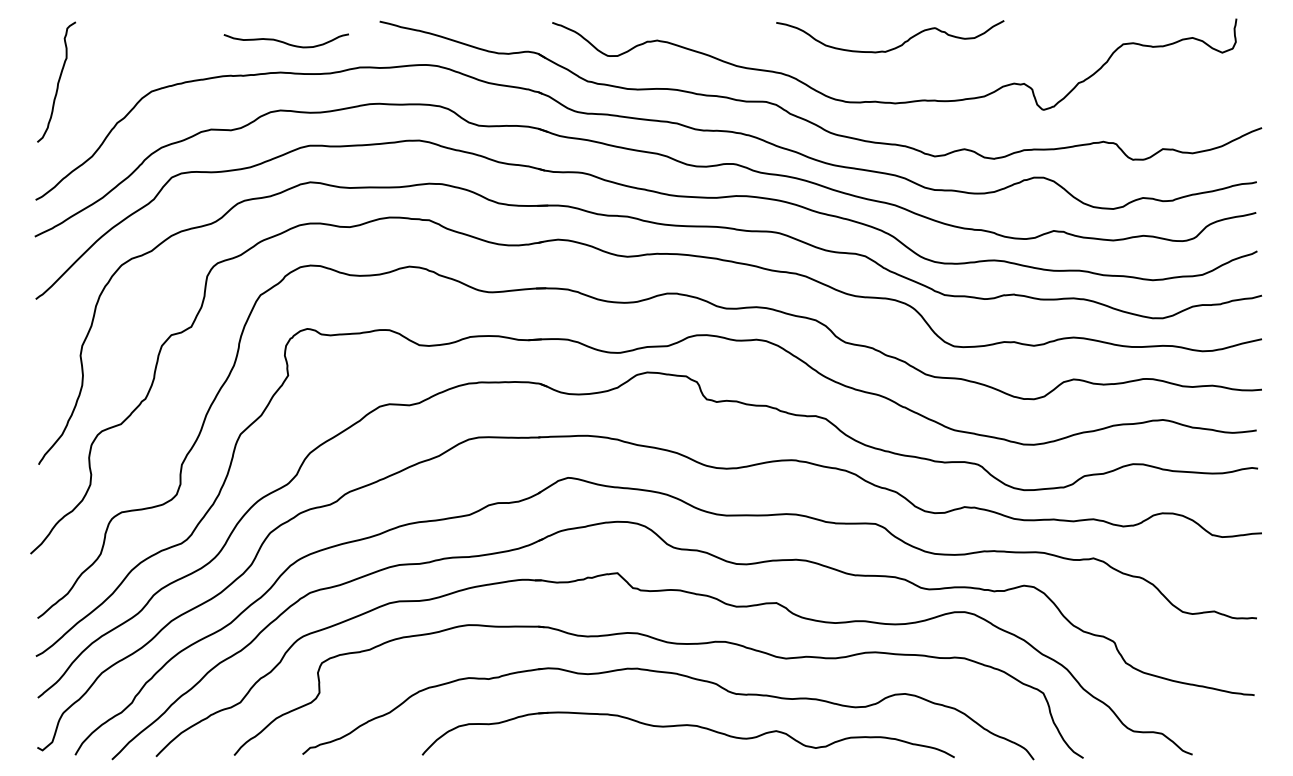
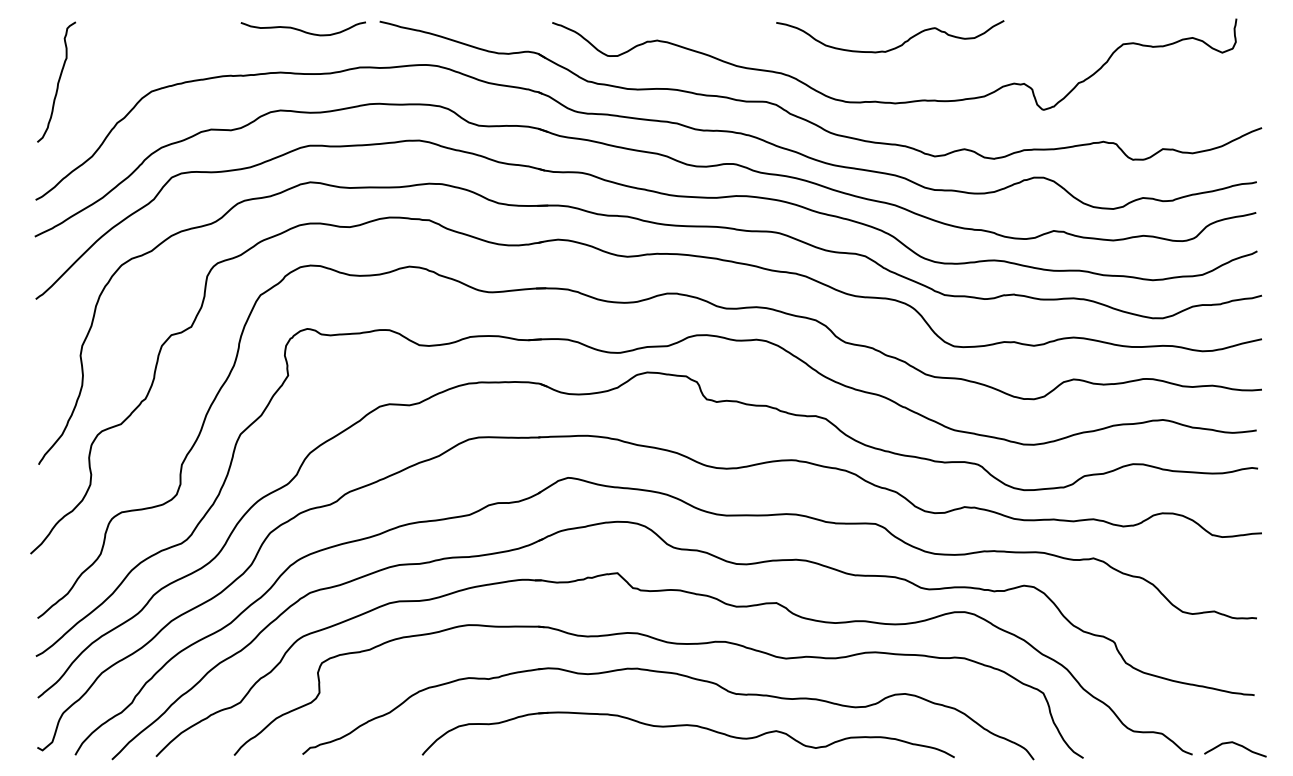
curve position: (284, 41) -> (301, 29) (301, 29)
curve: none -> present (1237, 745)
